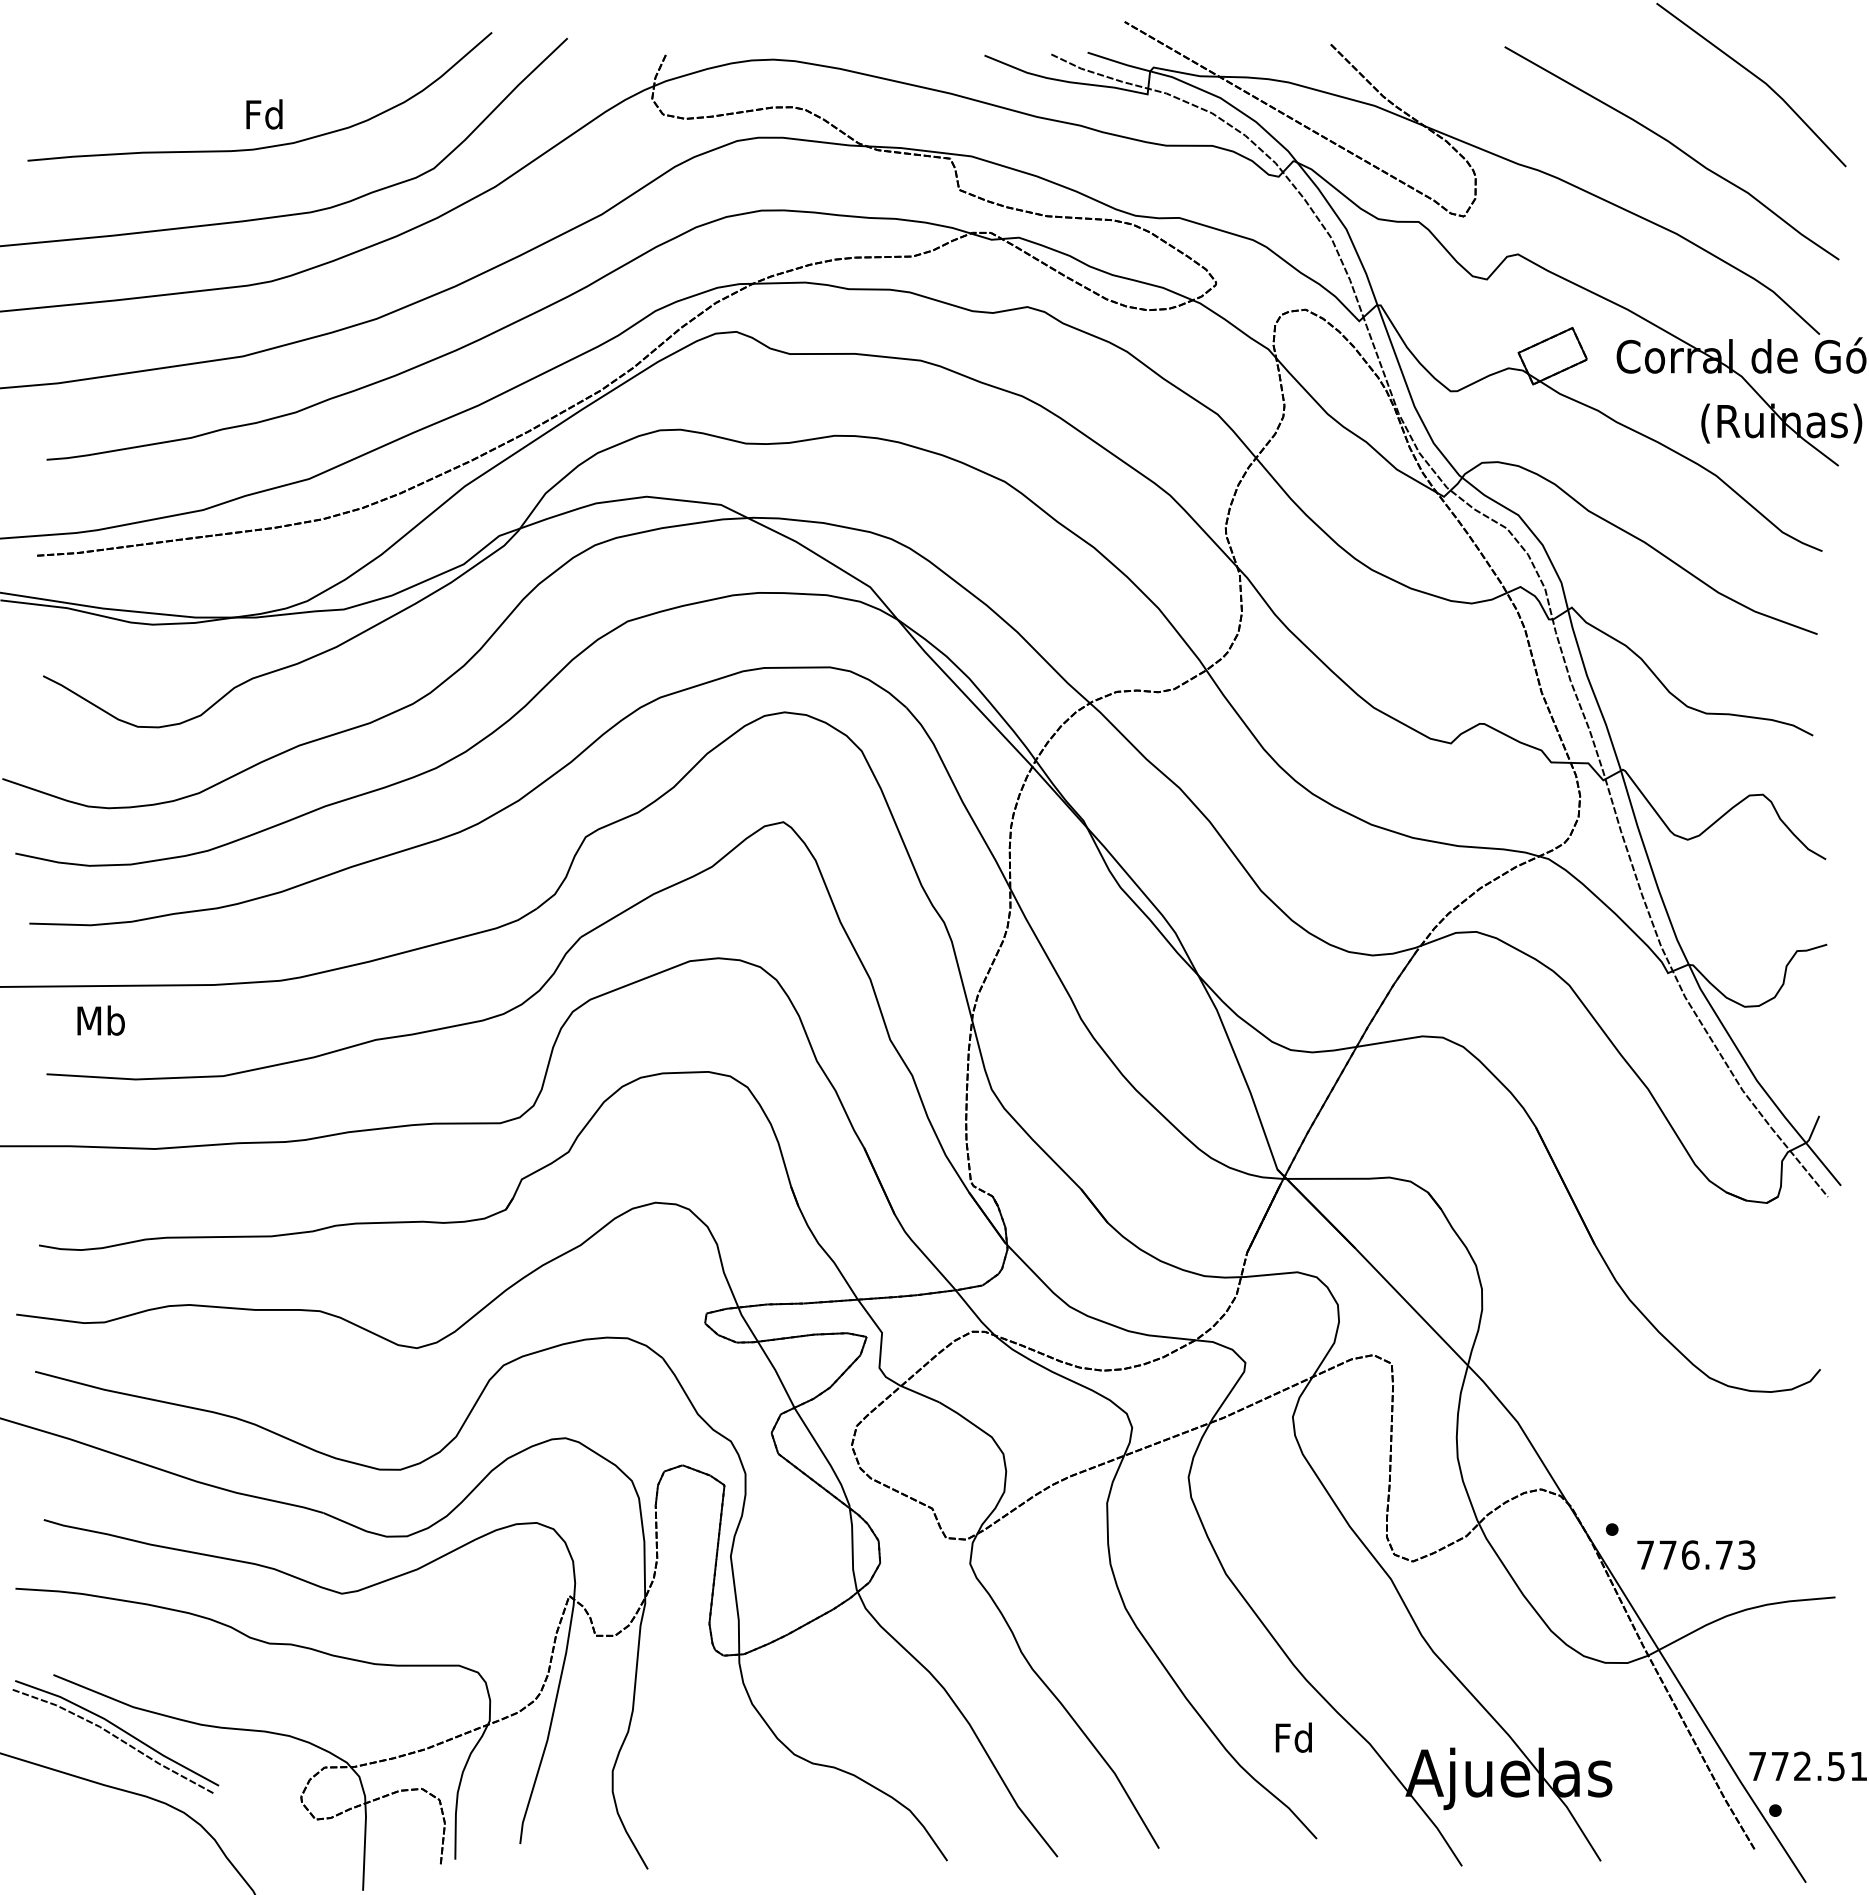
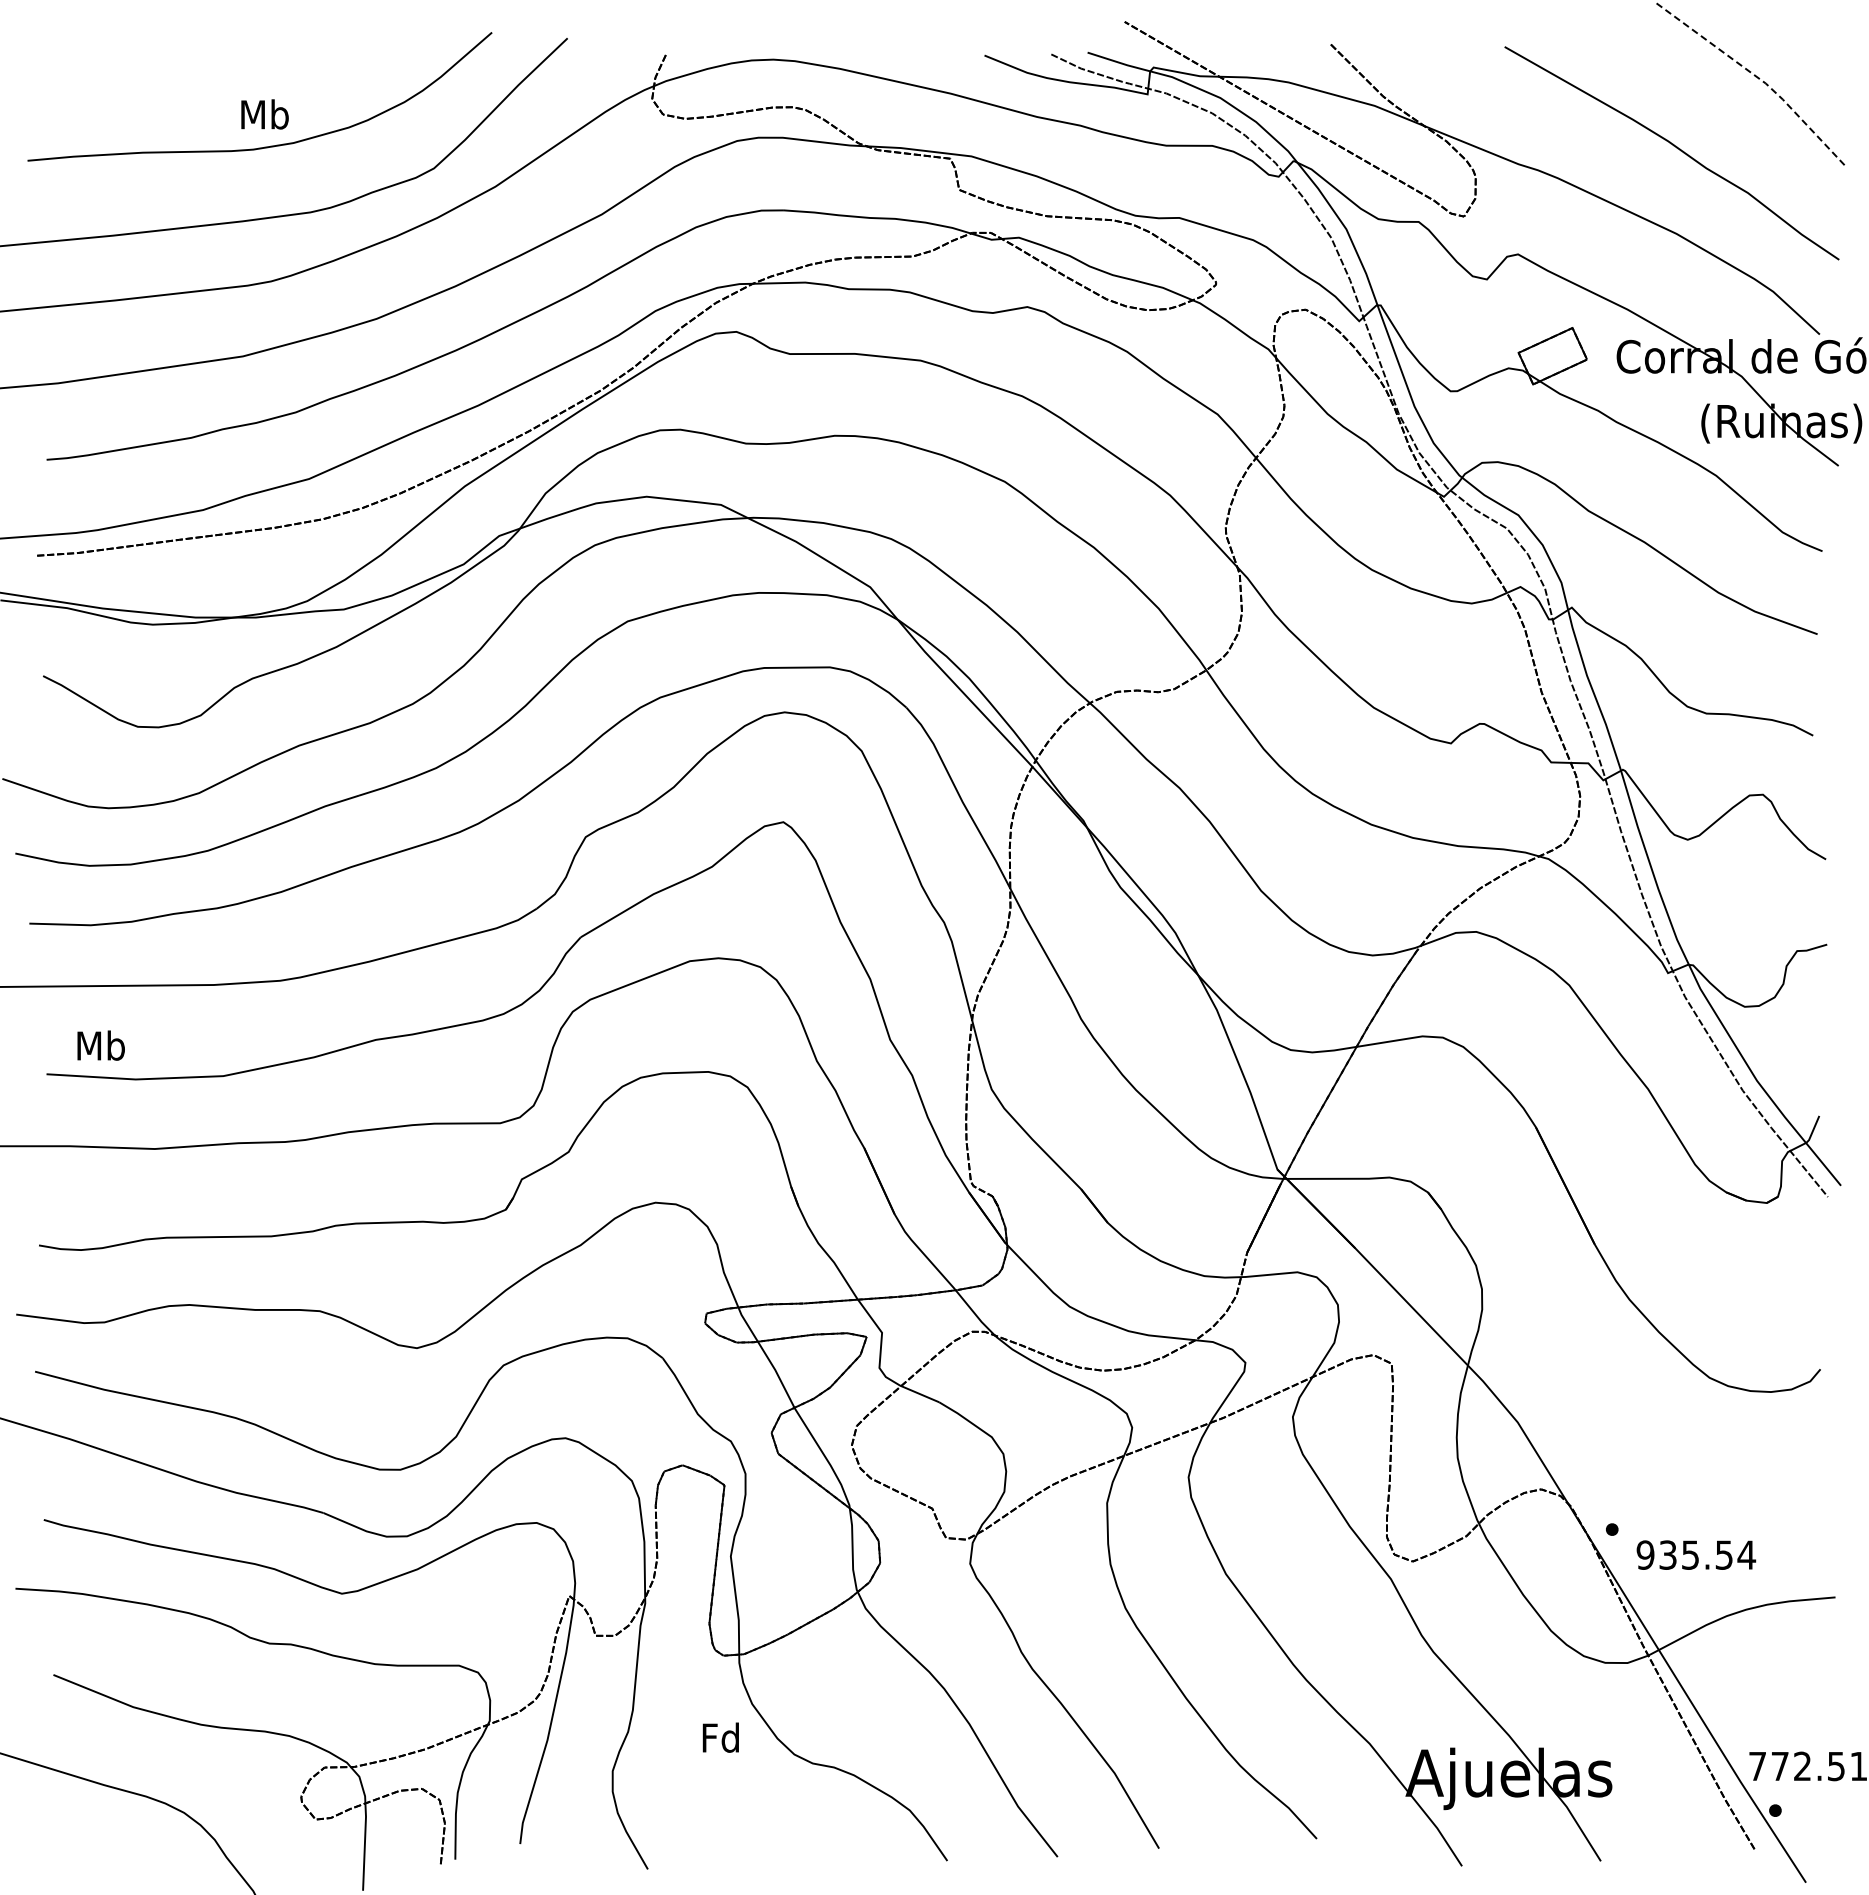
line: solid -> dashed (1759, 78)
text: Fd -> Mb (264, 114)
text position: (100, 1020) -> (100, 1045) (100, 1045)
text: 776.73 -> 935.54 (1696, 1554)
part: present -> none (115, 1736)
text position: (1293, 1737) -> (720, 1737) (720, 1737)
